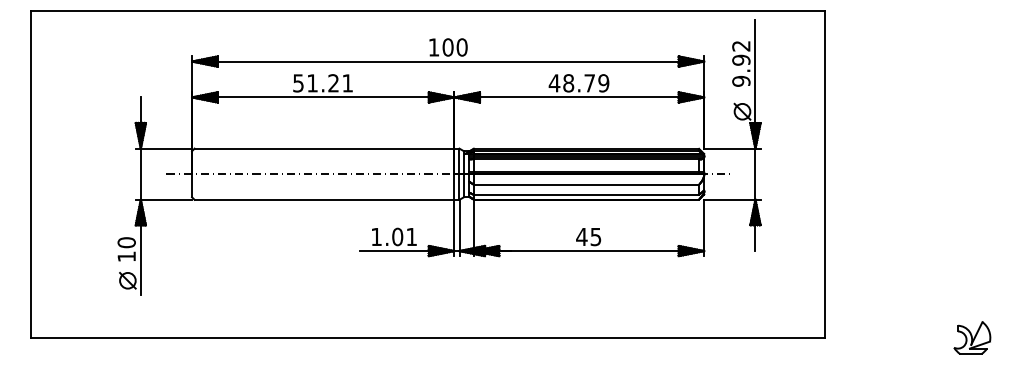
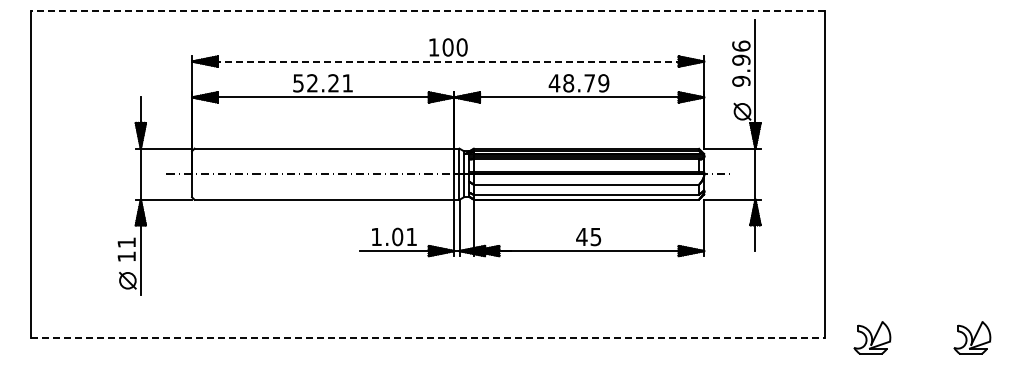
line: solid -> dashed (427, 10)
text: 9.92 -> 9.96 (741, 45)
line: solid -> dashed (448, 61)
text: 51.21 -> 52.21 (312, 83)
text: 10 -> 11 (126, 242)
line: solid -> dashed (428, 337)
part: none -> present (872, 337)
